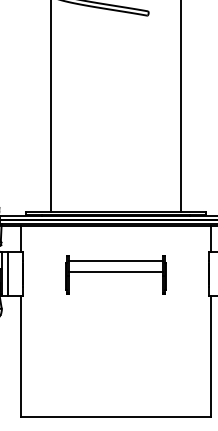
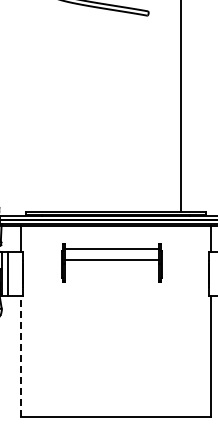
line: present -> none (51, 106)
part position: (115, 274) -> (111, 262) (111, 262)
line: solid -> dashed (20, 355)
